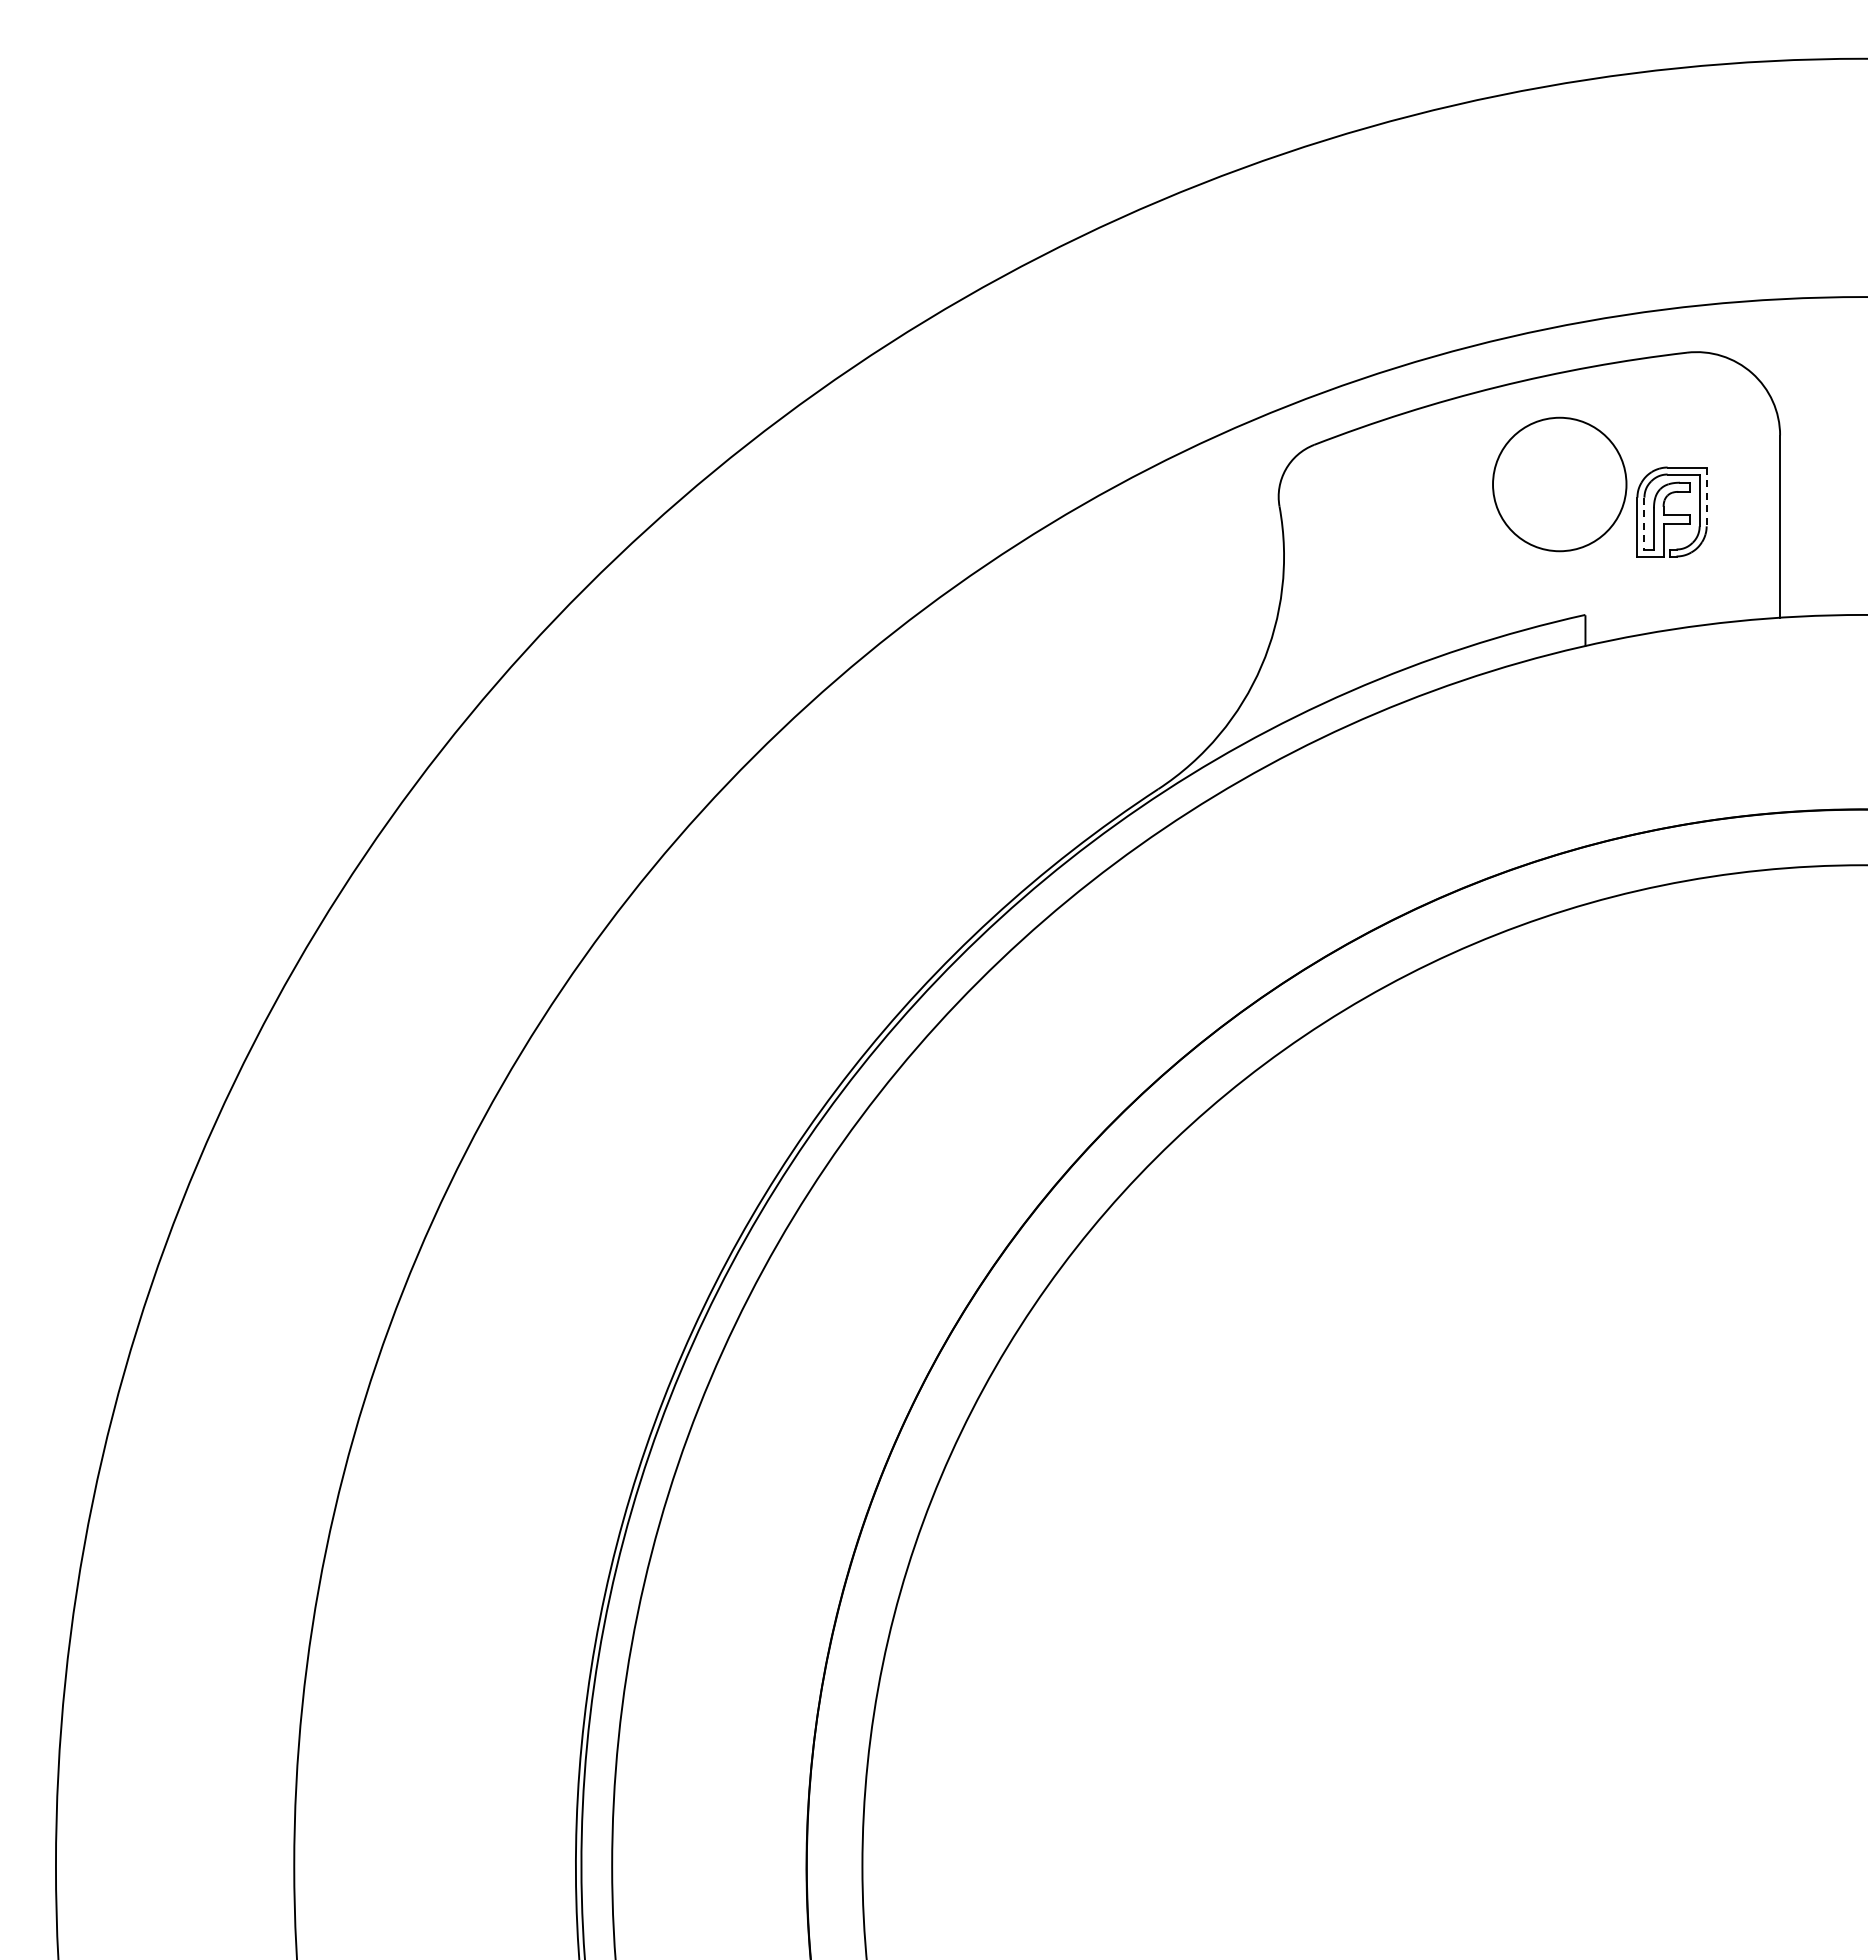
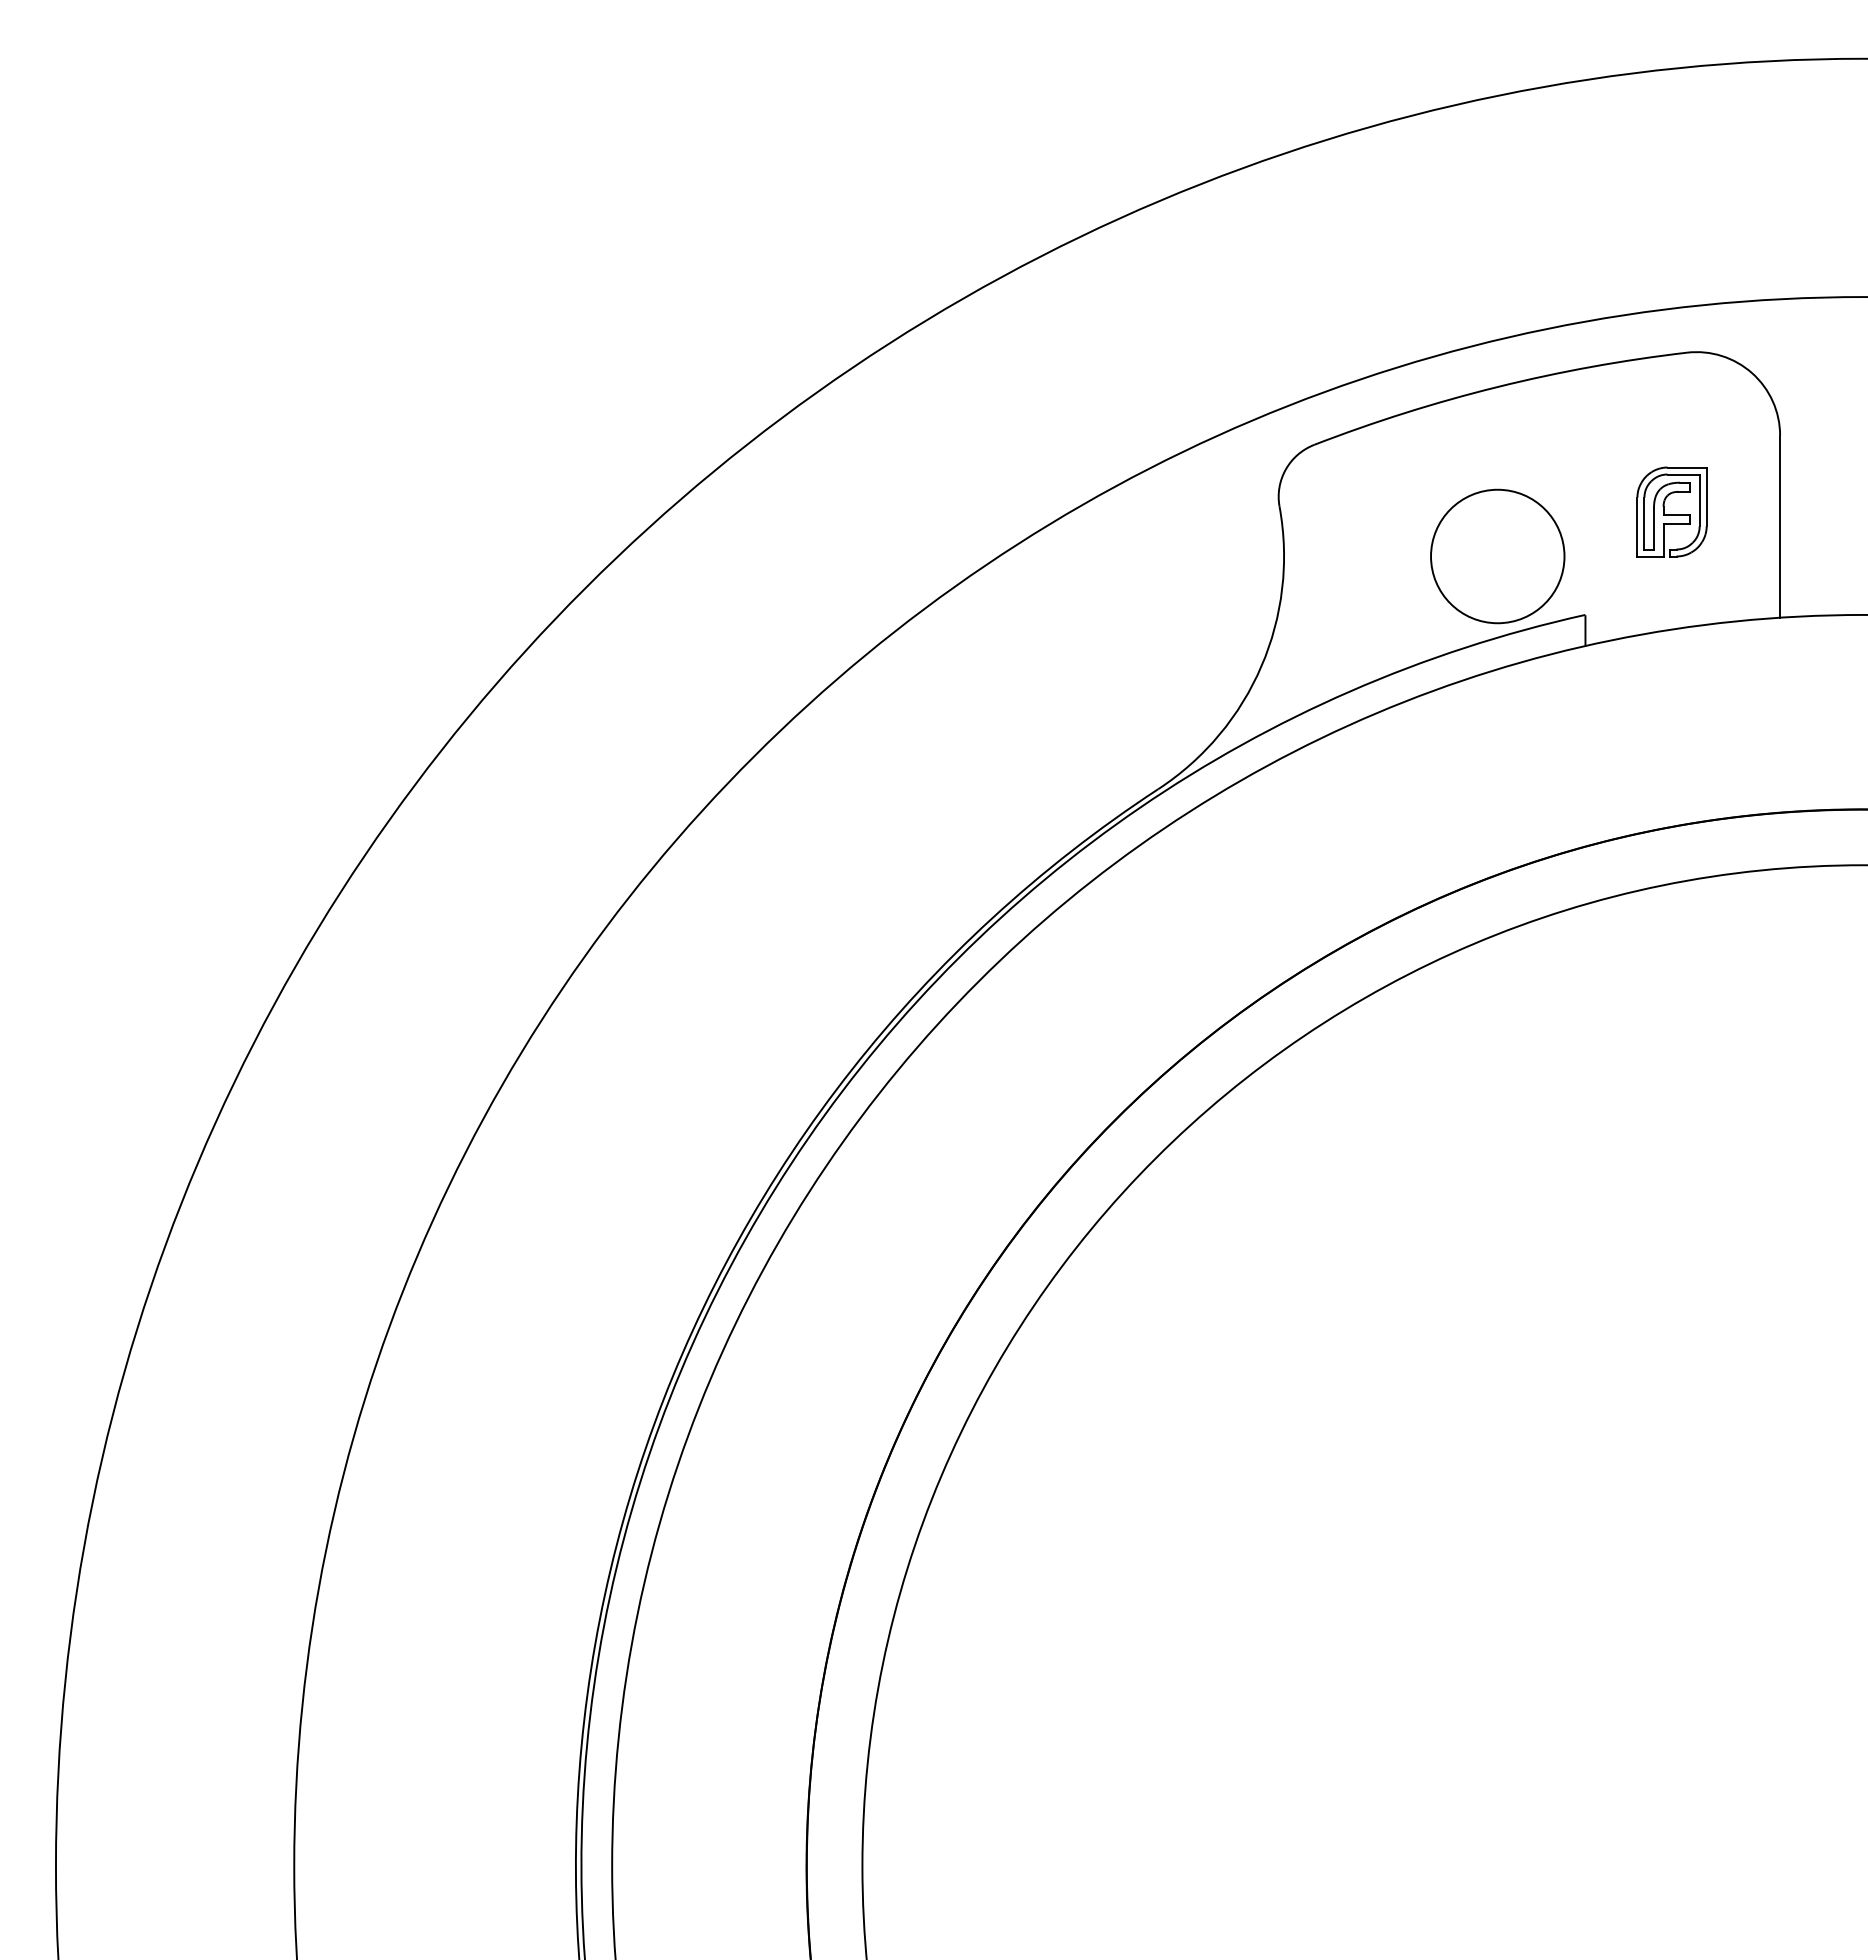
circle position: (1559, 484) -> (1497, 556) (1497, 556)
line: dashed -> solid (1706, 497)
line: dashed -> solid (1644, 523)
